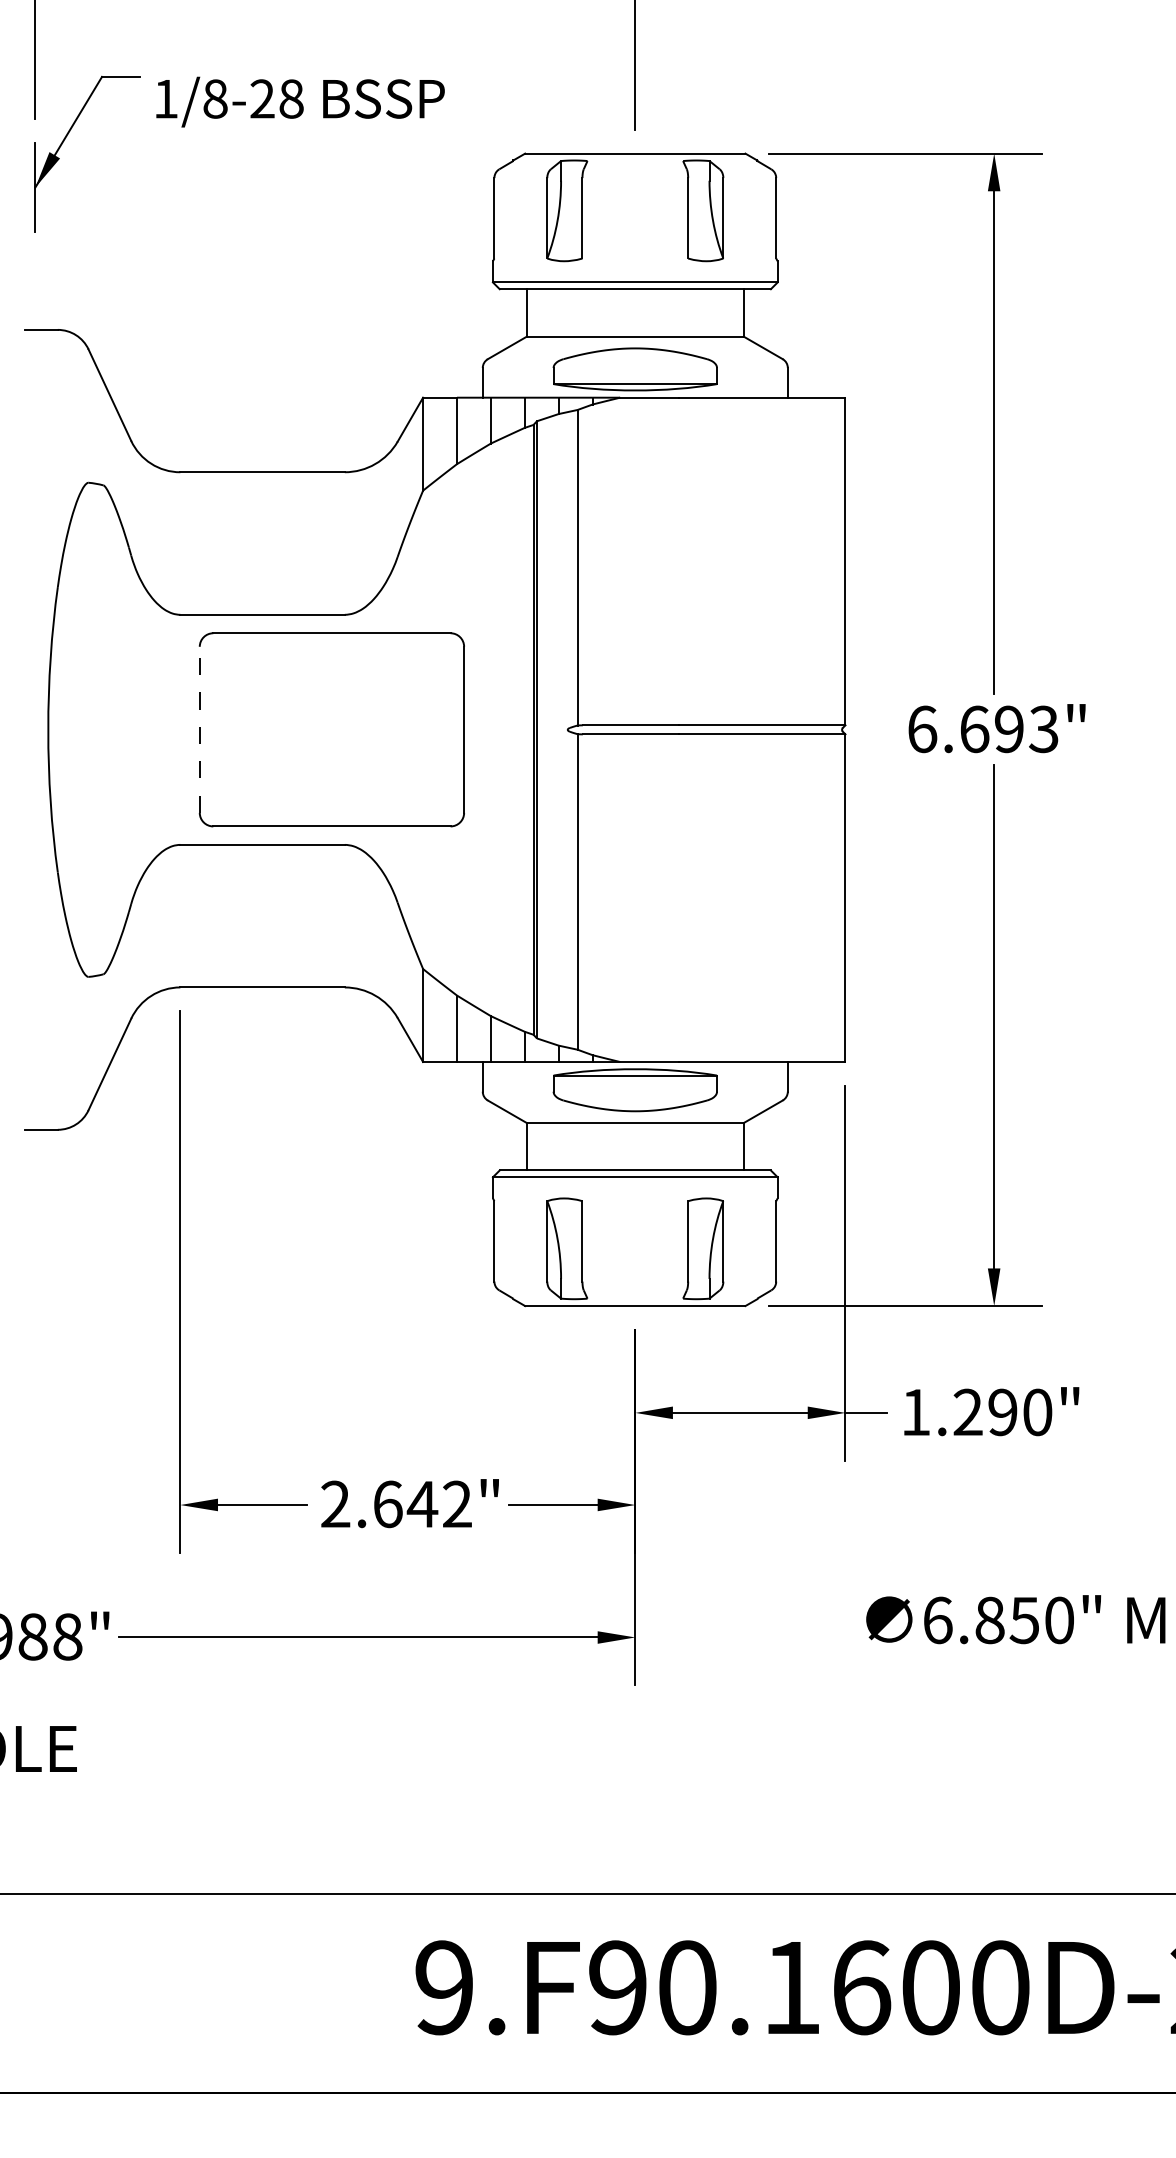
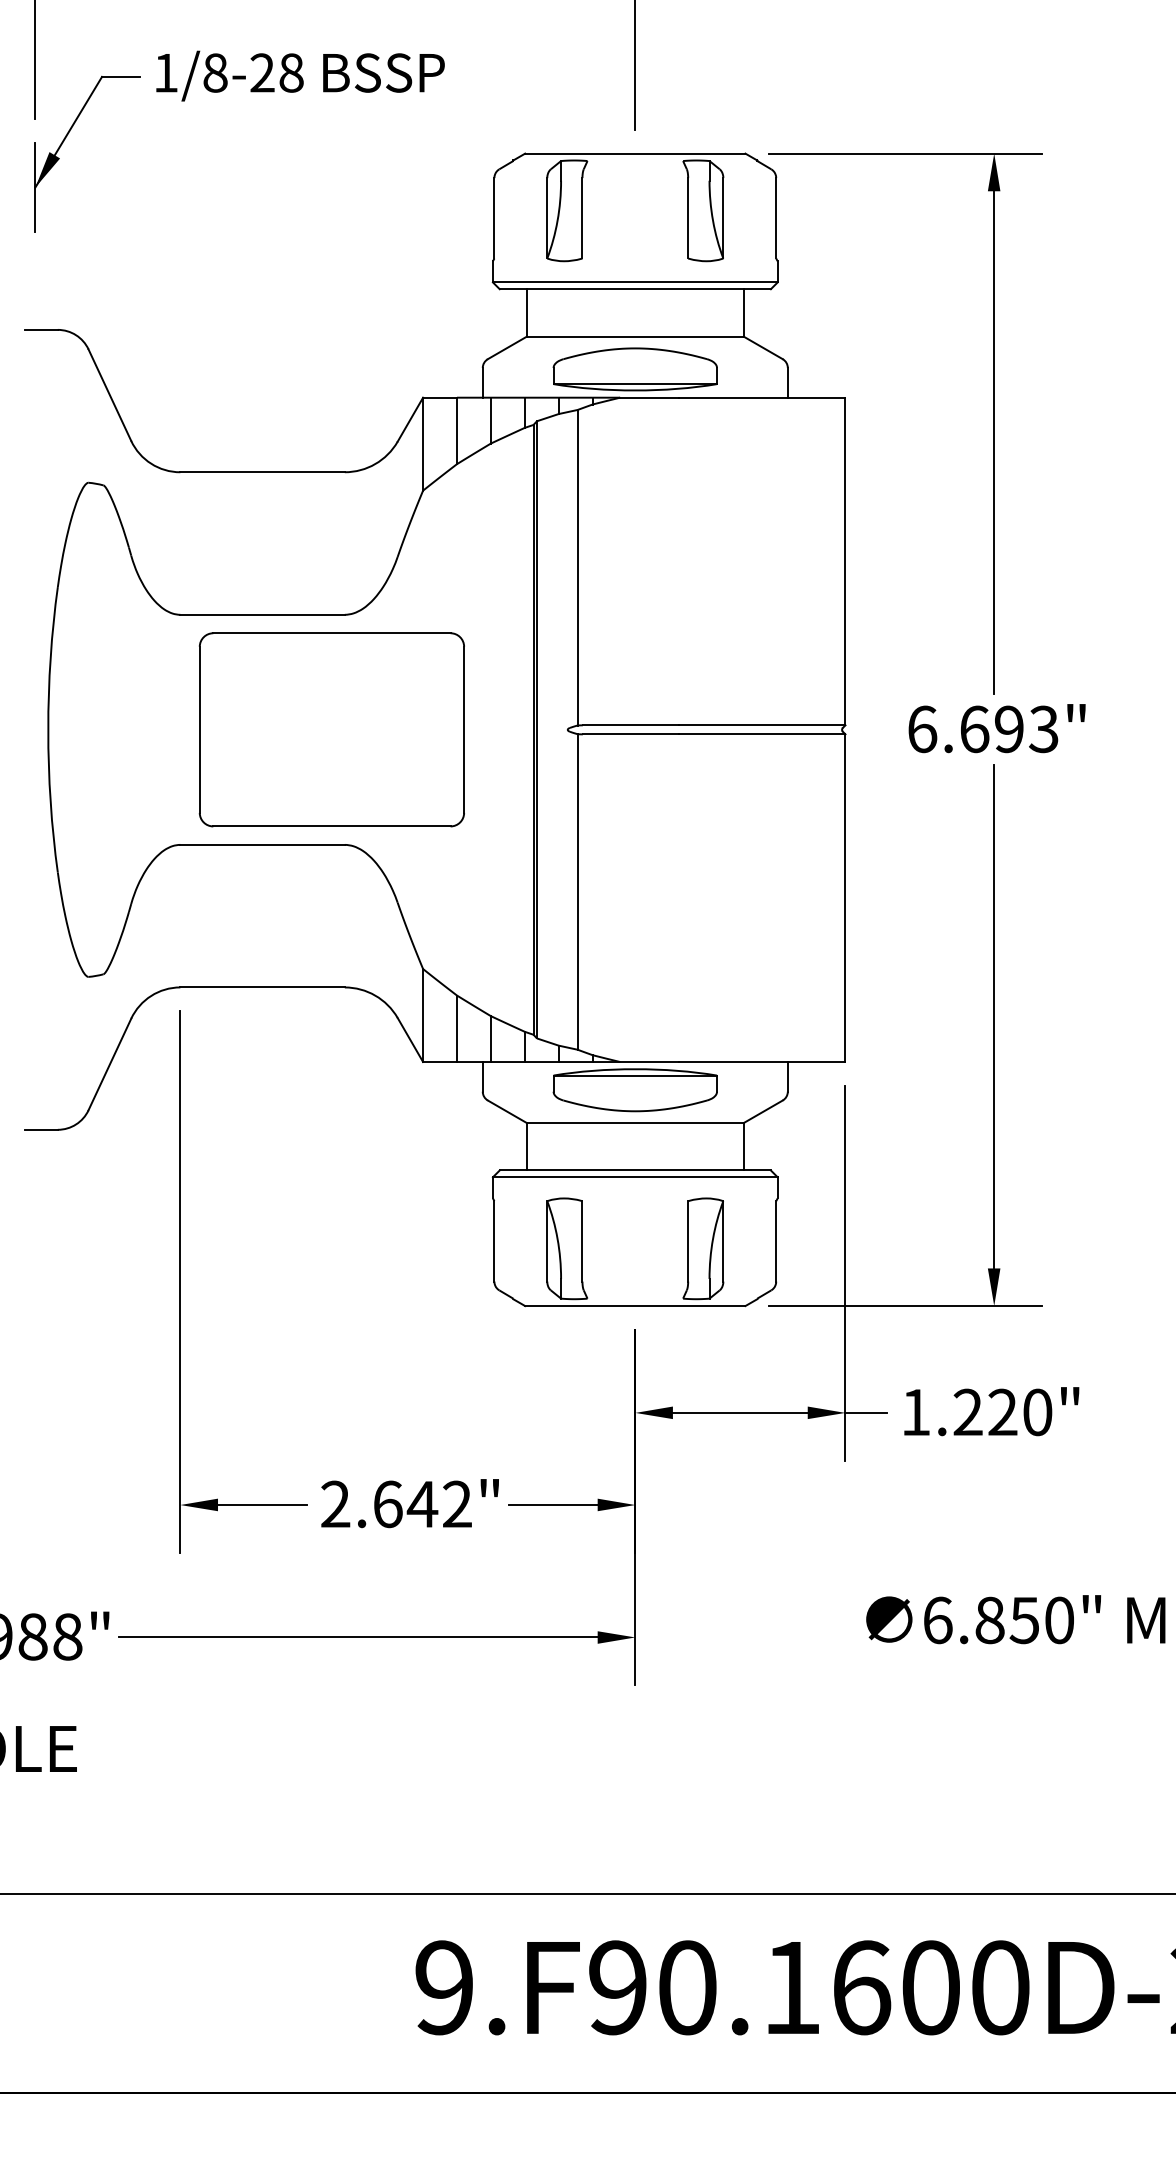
text position: (300, 101) -> (300, 75) (300, 75)
line: dashed -> solid (199, 729)
text: 1.290" -> 1.220" (1002, 1412)
